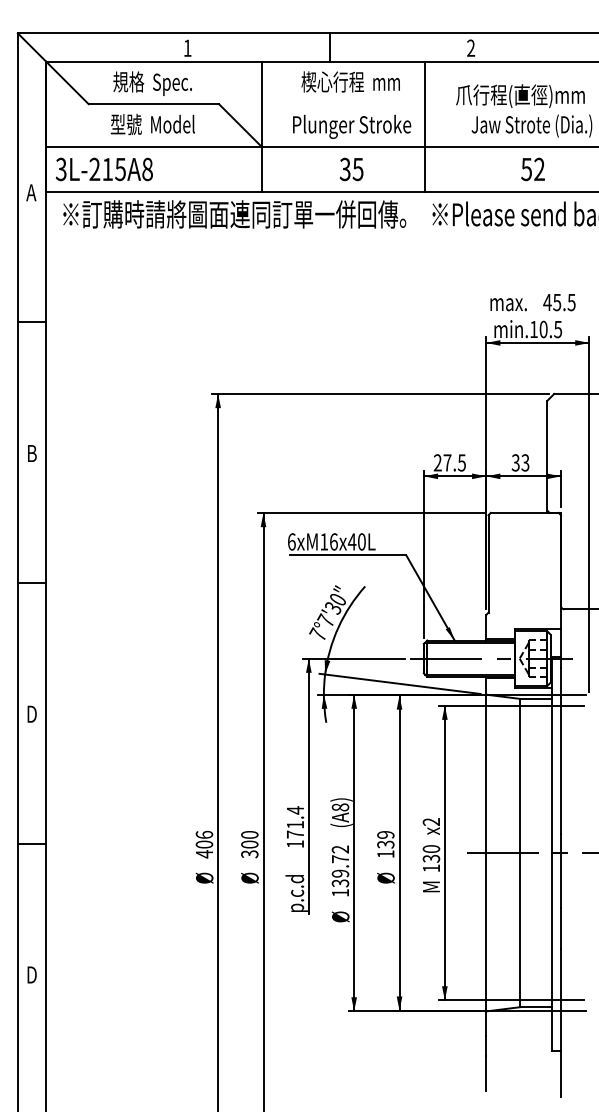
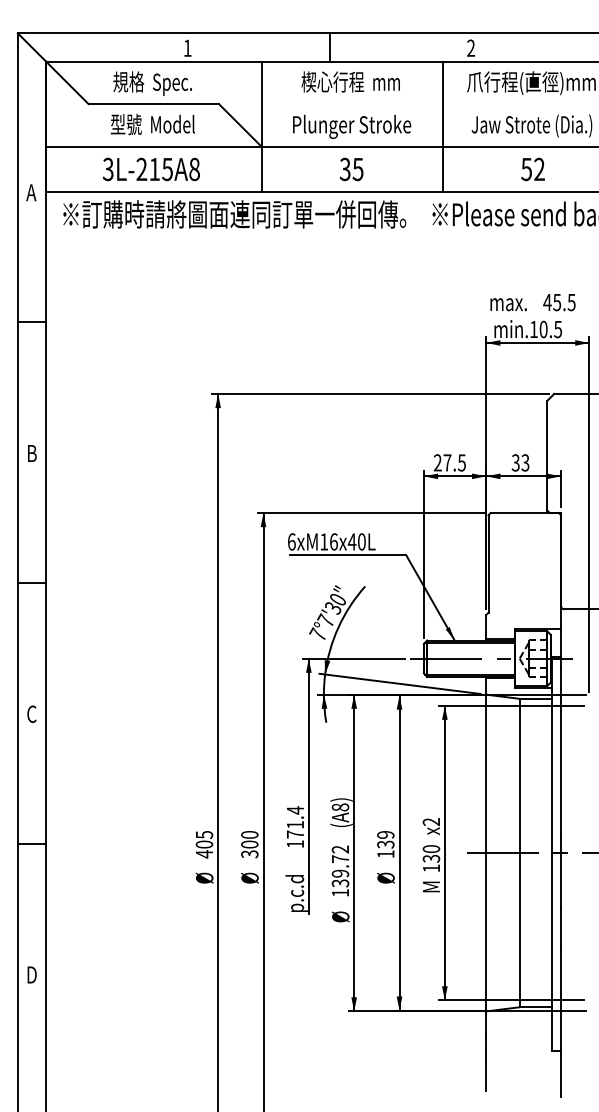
text position: (520, 95) -> (531, 82) (531, 82)
line position: (424, 126) -> (442, 126) (442, 126)
text position: (104, 169) -> (151, 169) (151, 169)
text: D -> C (31, 713)
text: 406 -> 405 (204, 834)
